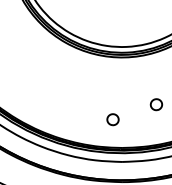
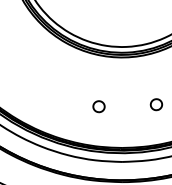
part position: (112, 119) -> (98, 106) (98, 106)
